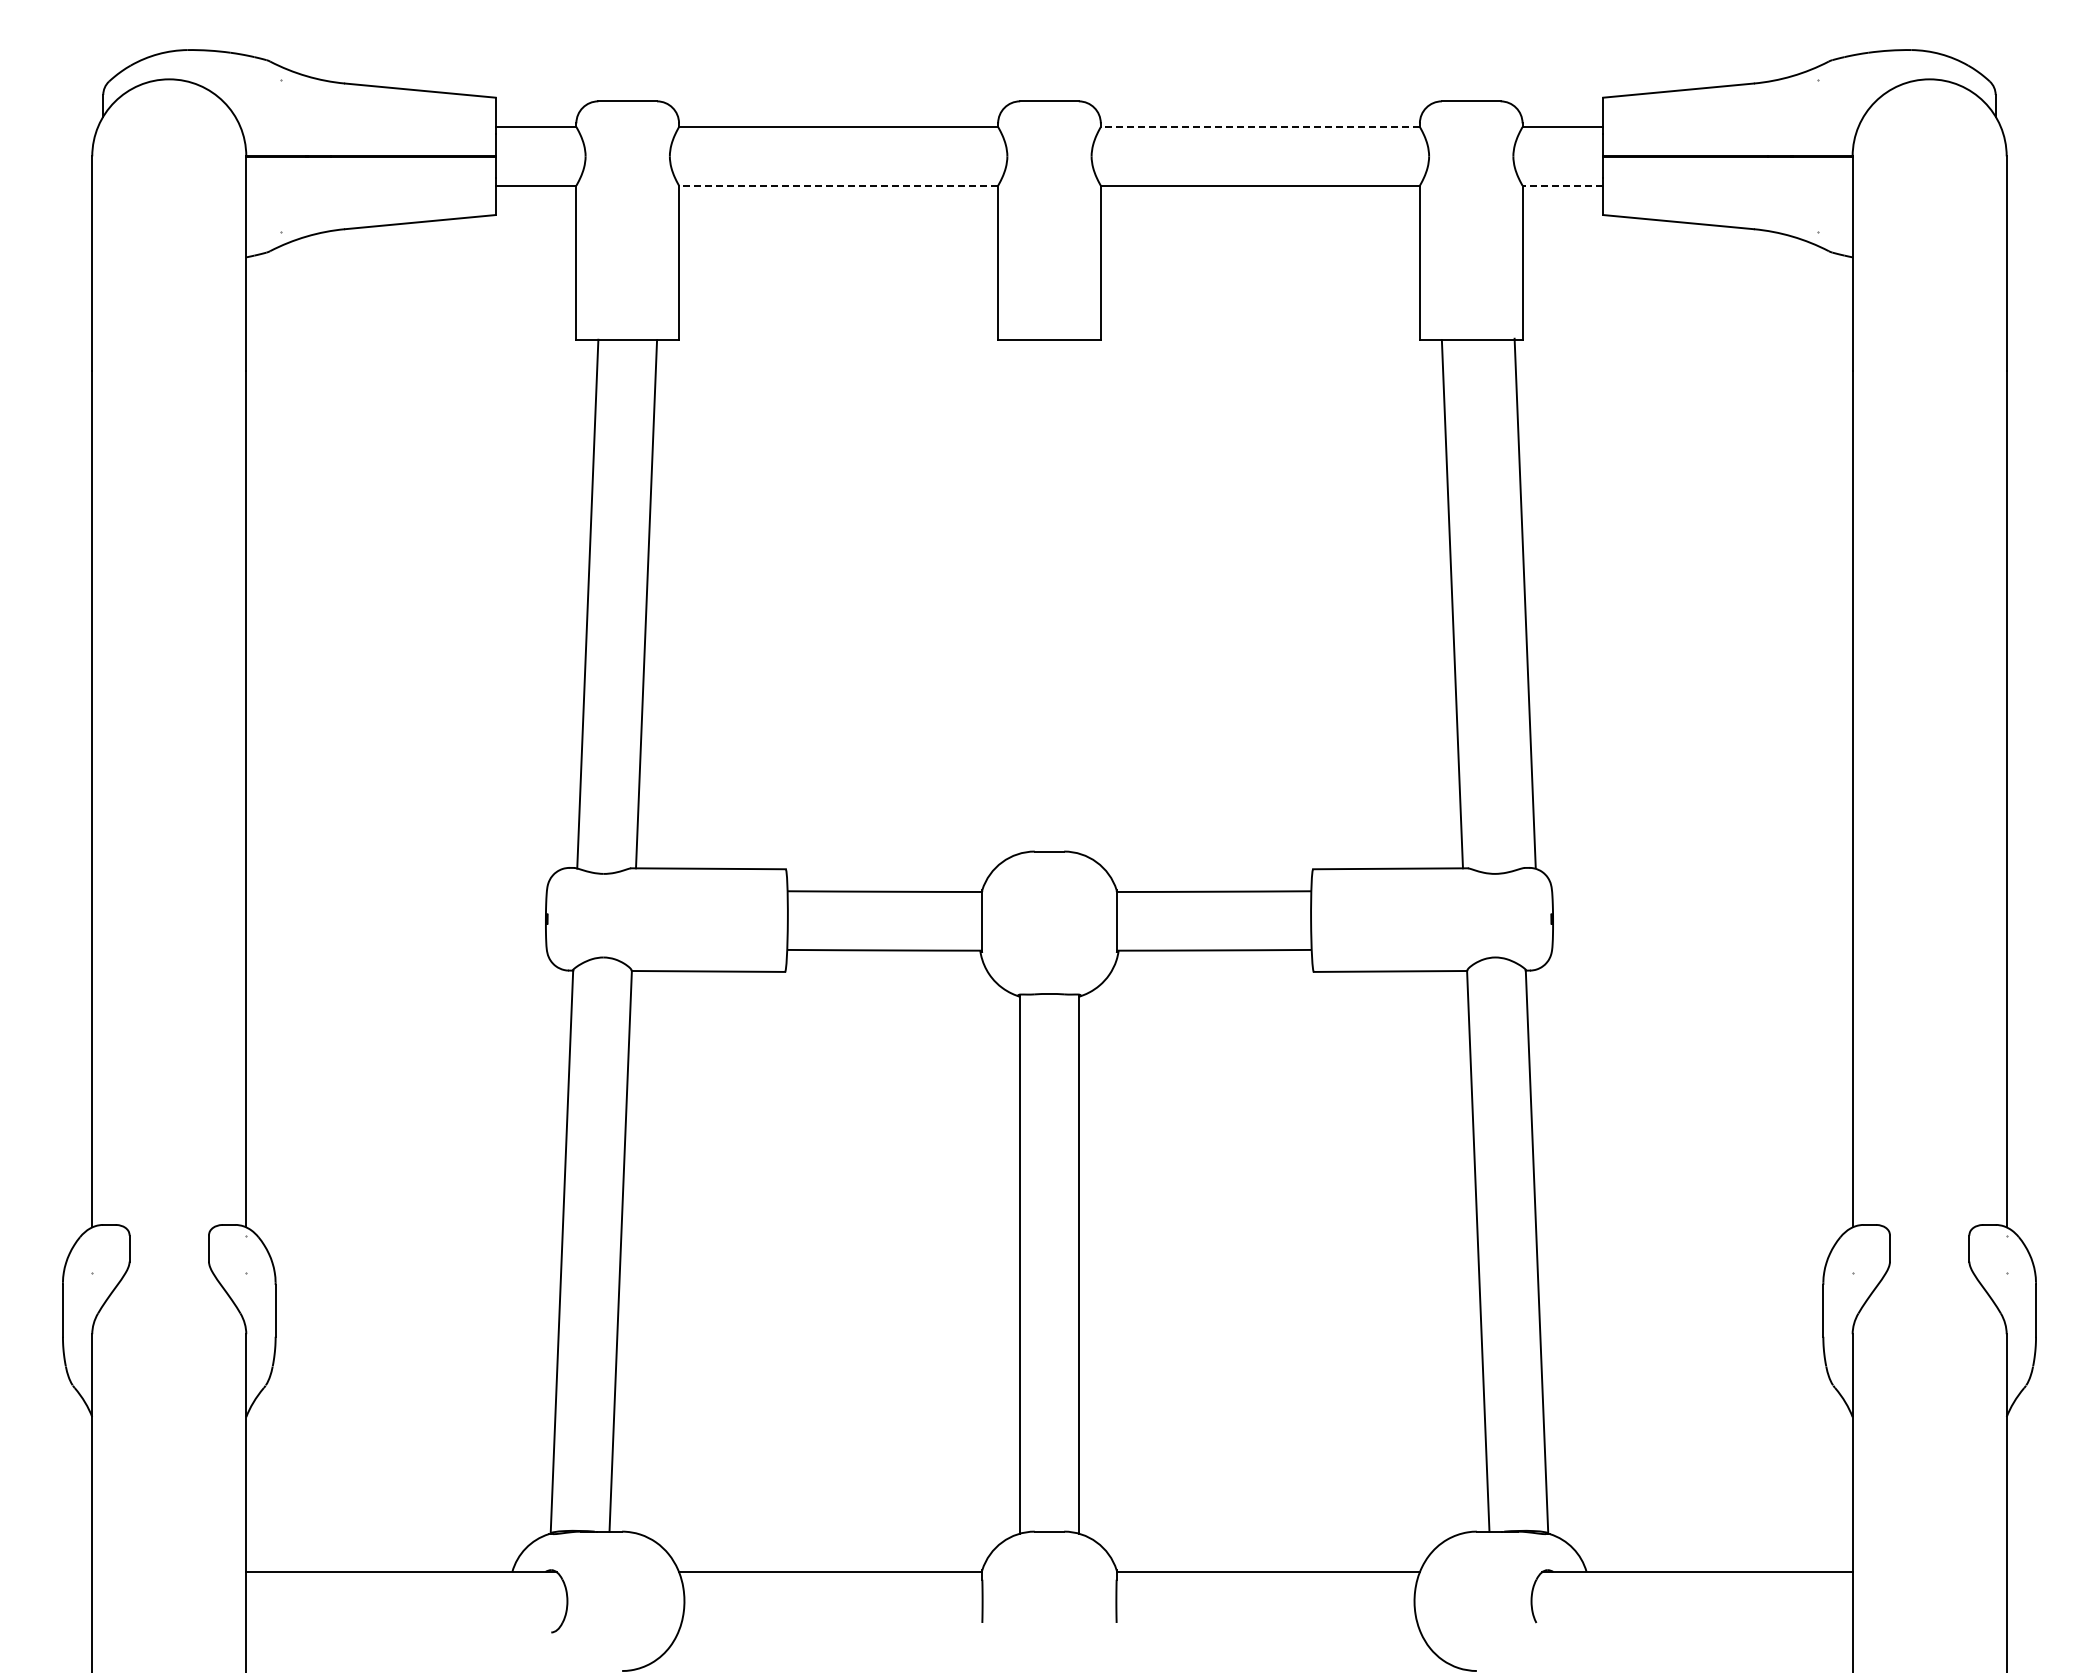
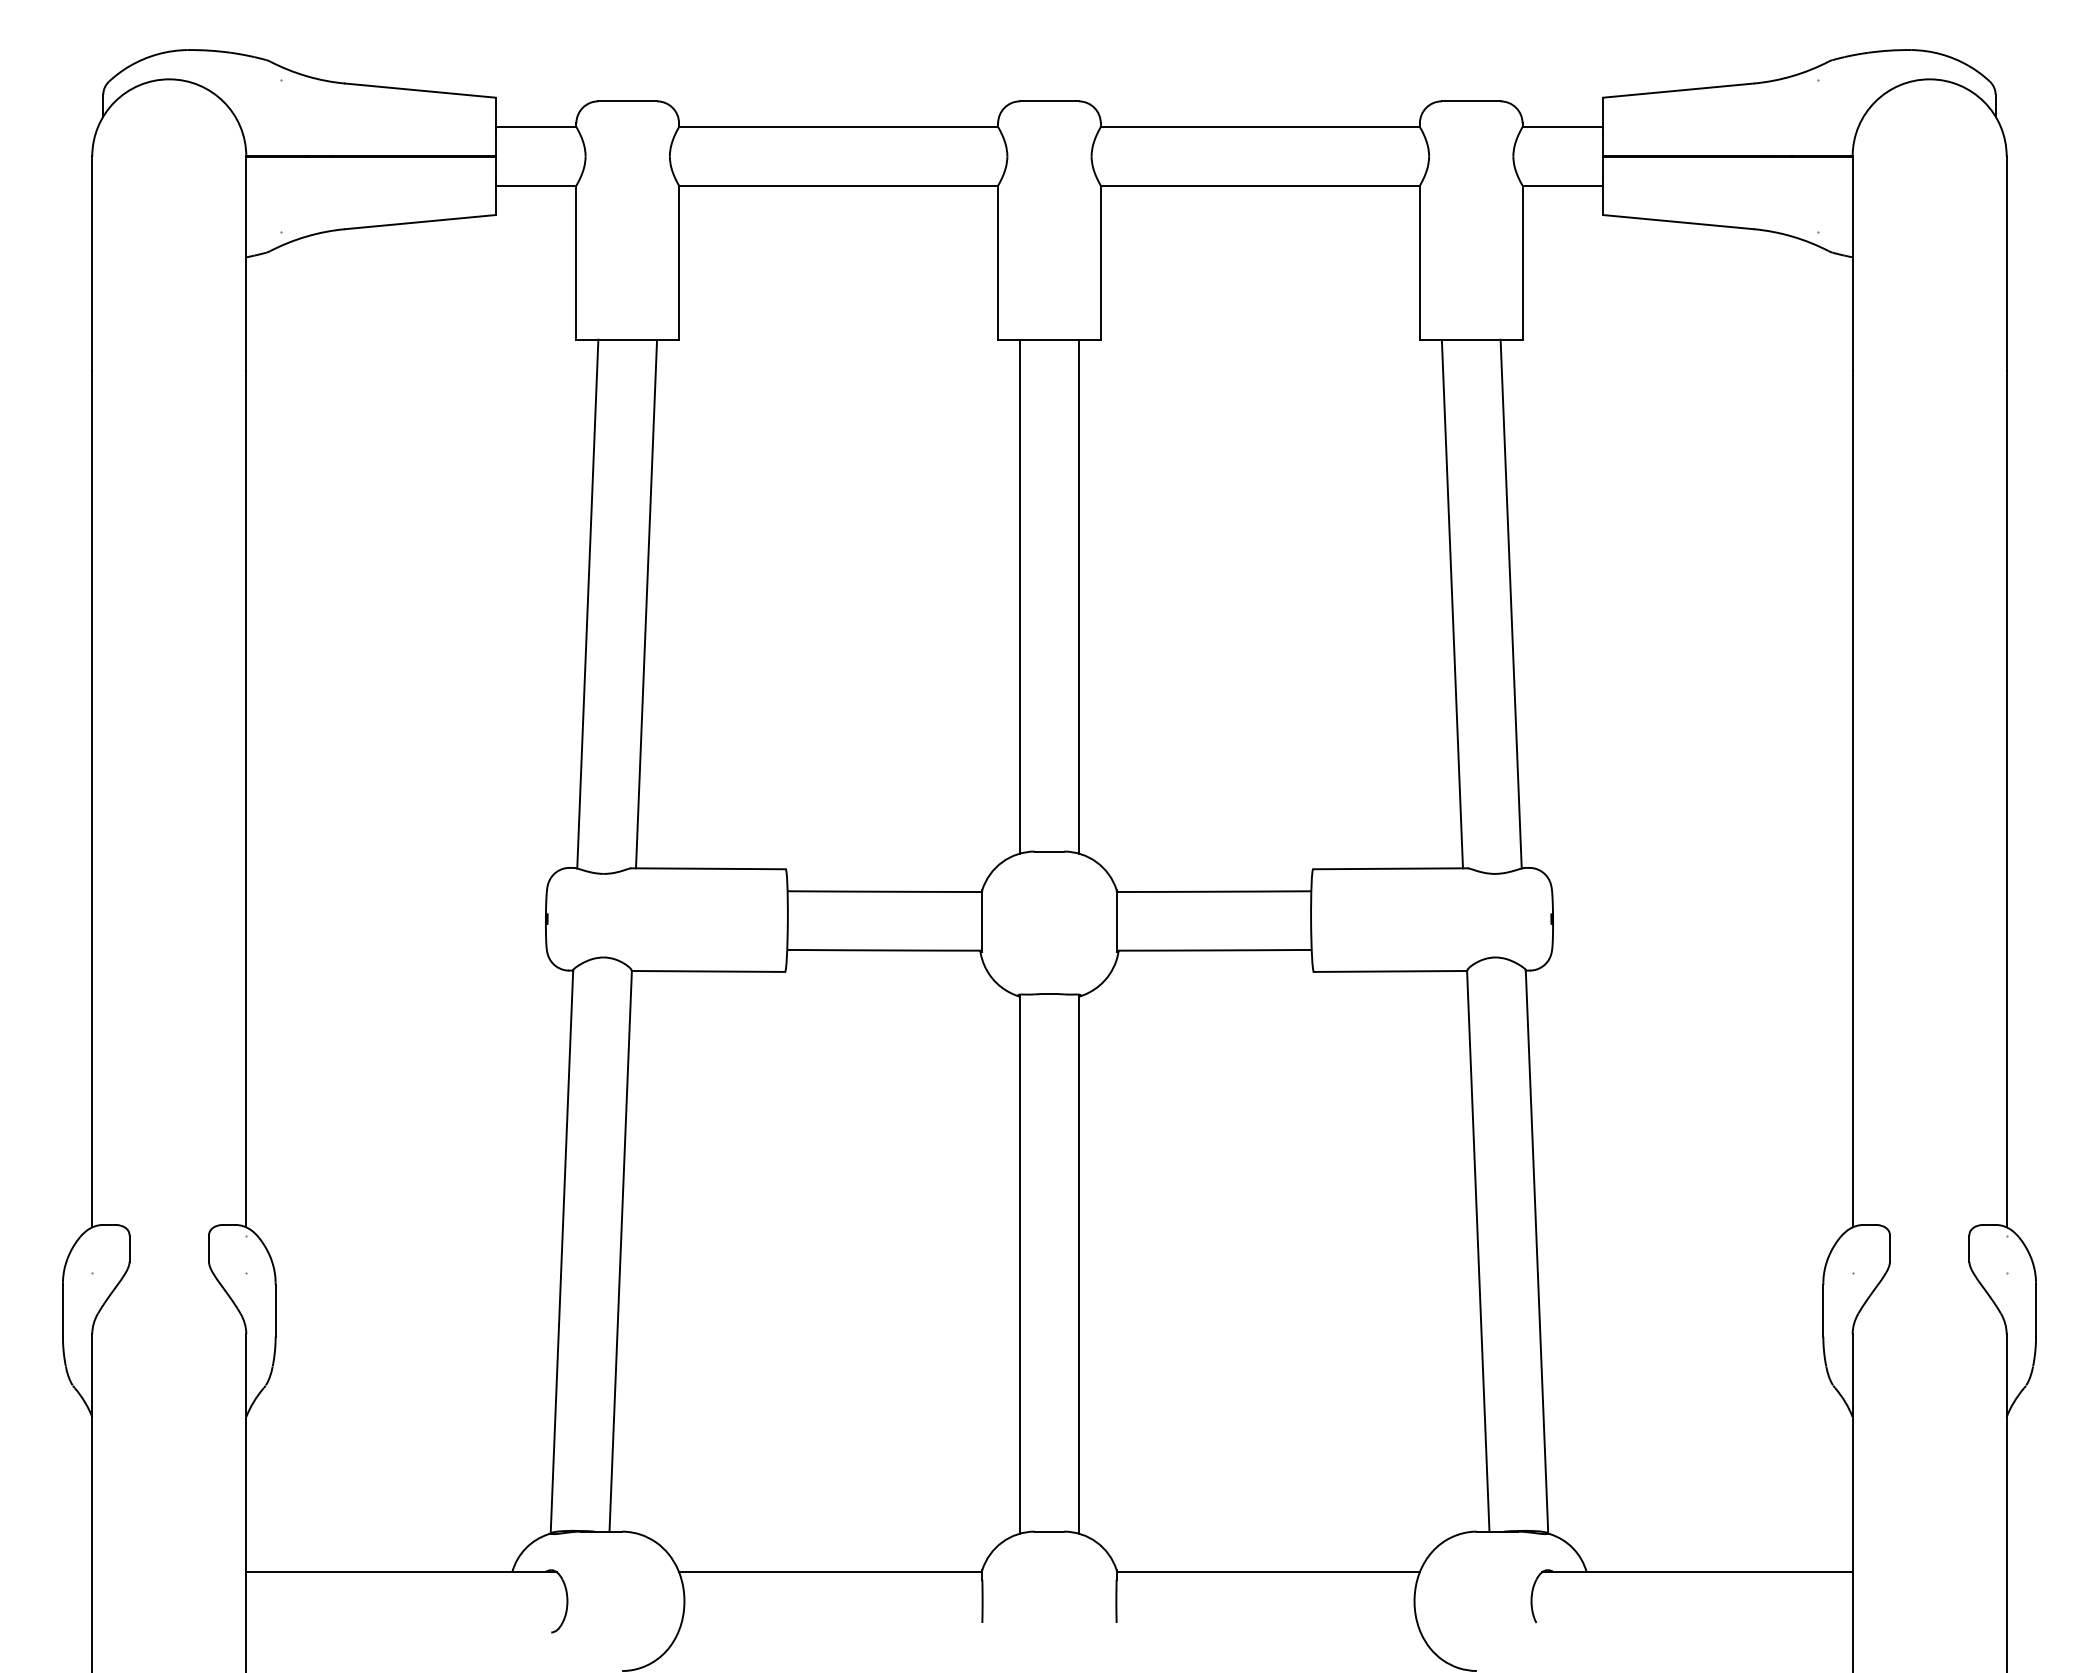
line: dashed -> solid (1260, 127)
line: dashed -> solid (838, 185)
line: dashed -> solid (1562, 185)
line: none -> present (1020, 596)
line: none -> present (1078, 596)
line position: (1524, 602) -> (1510, 603) (1510, 603)
